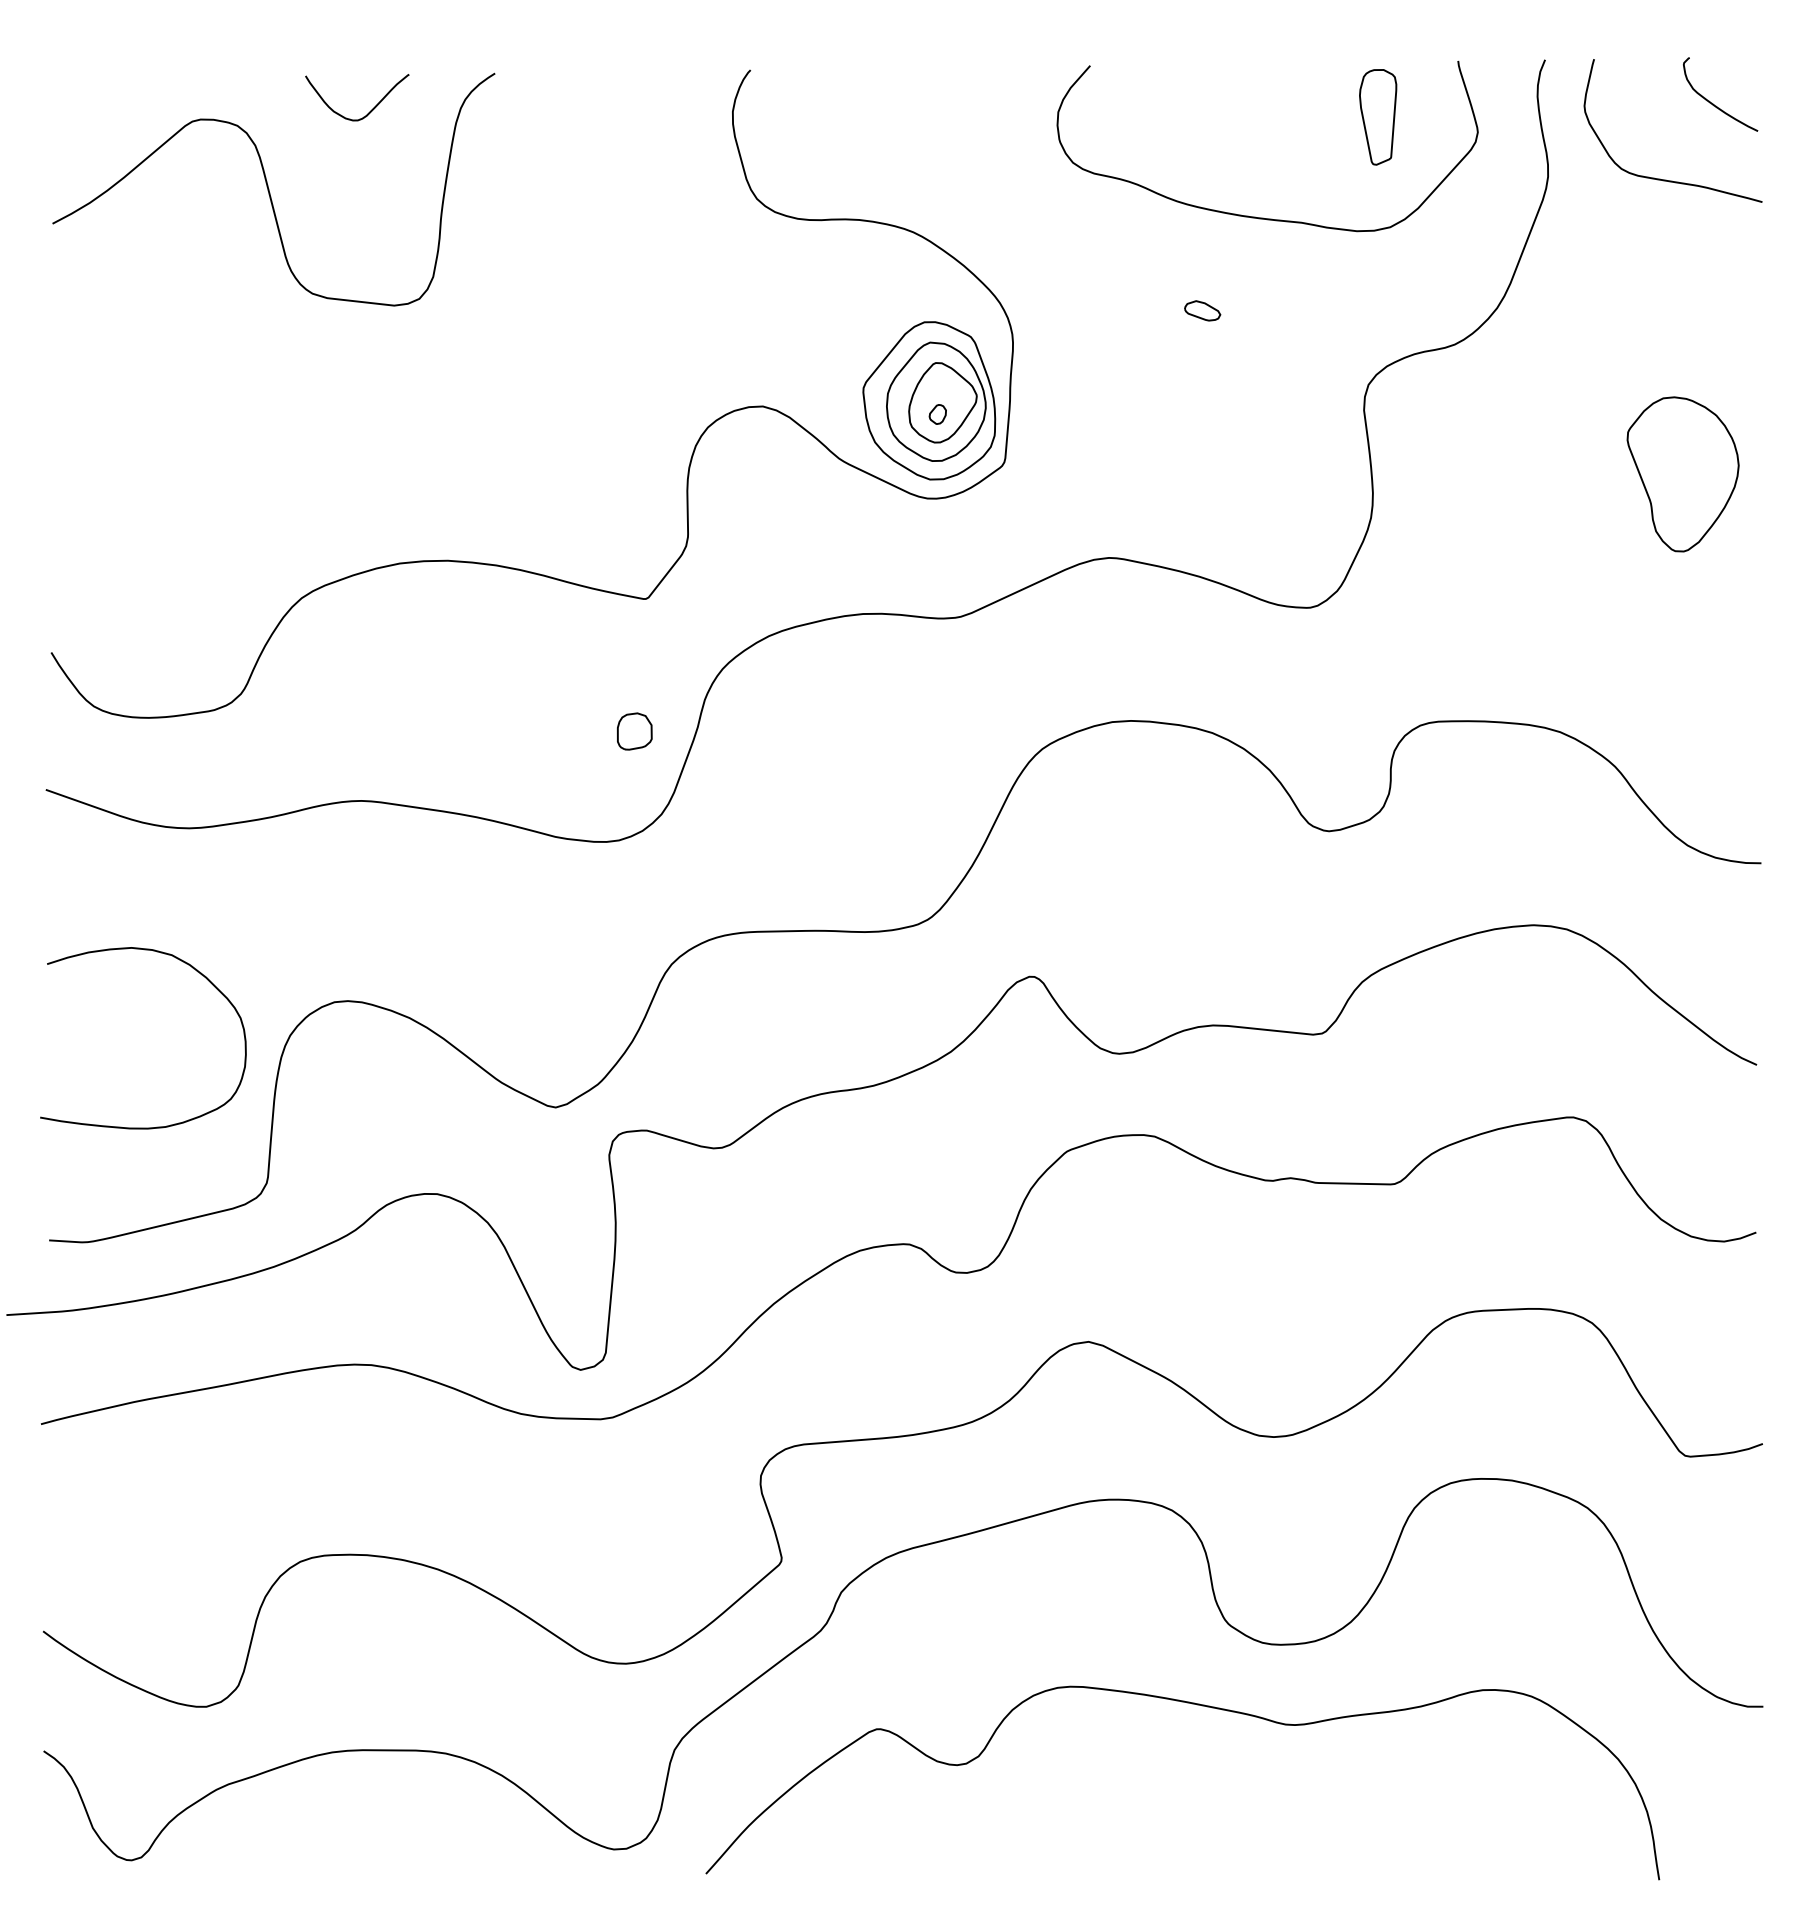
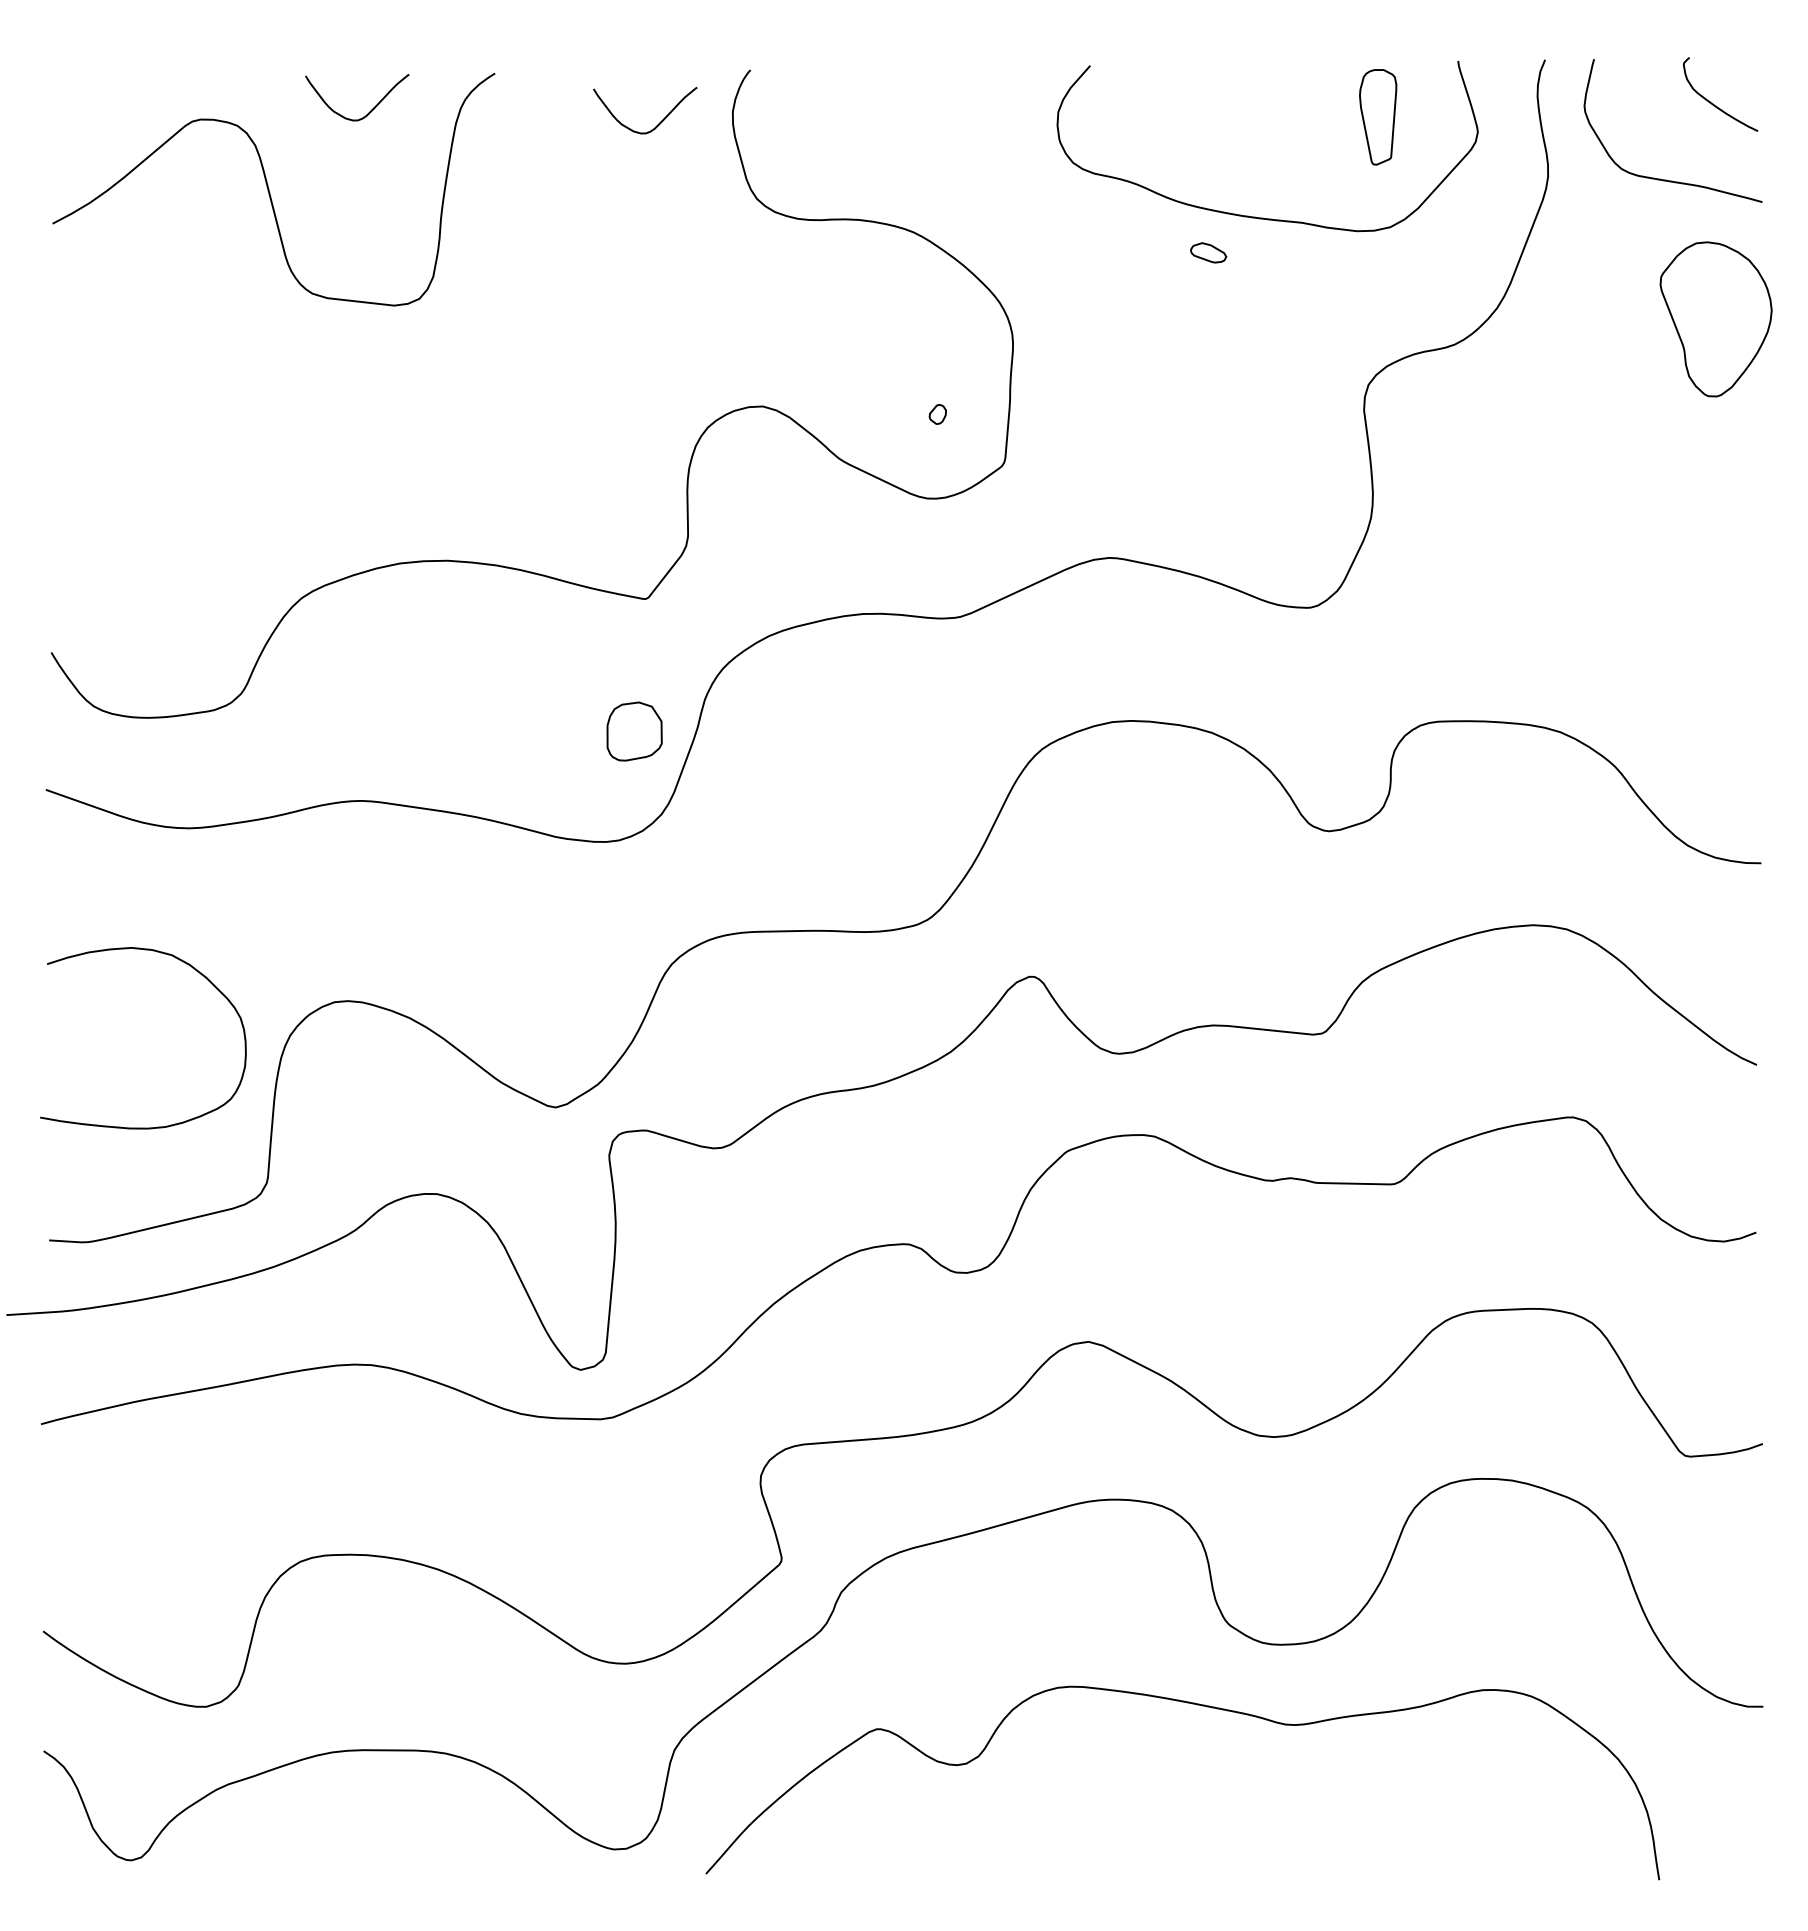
curve: none -> present (658, 123)
part position: (1202, 310) -> (1208, 252) (1208, 252)
part: present -> none (929, 400)
part position: (1682, 474) -> (1715, 319) (1715, 319)
part size: 36x39 px -> 57x61 px (634, 731)
